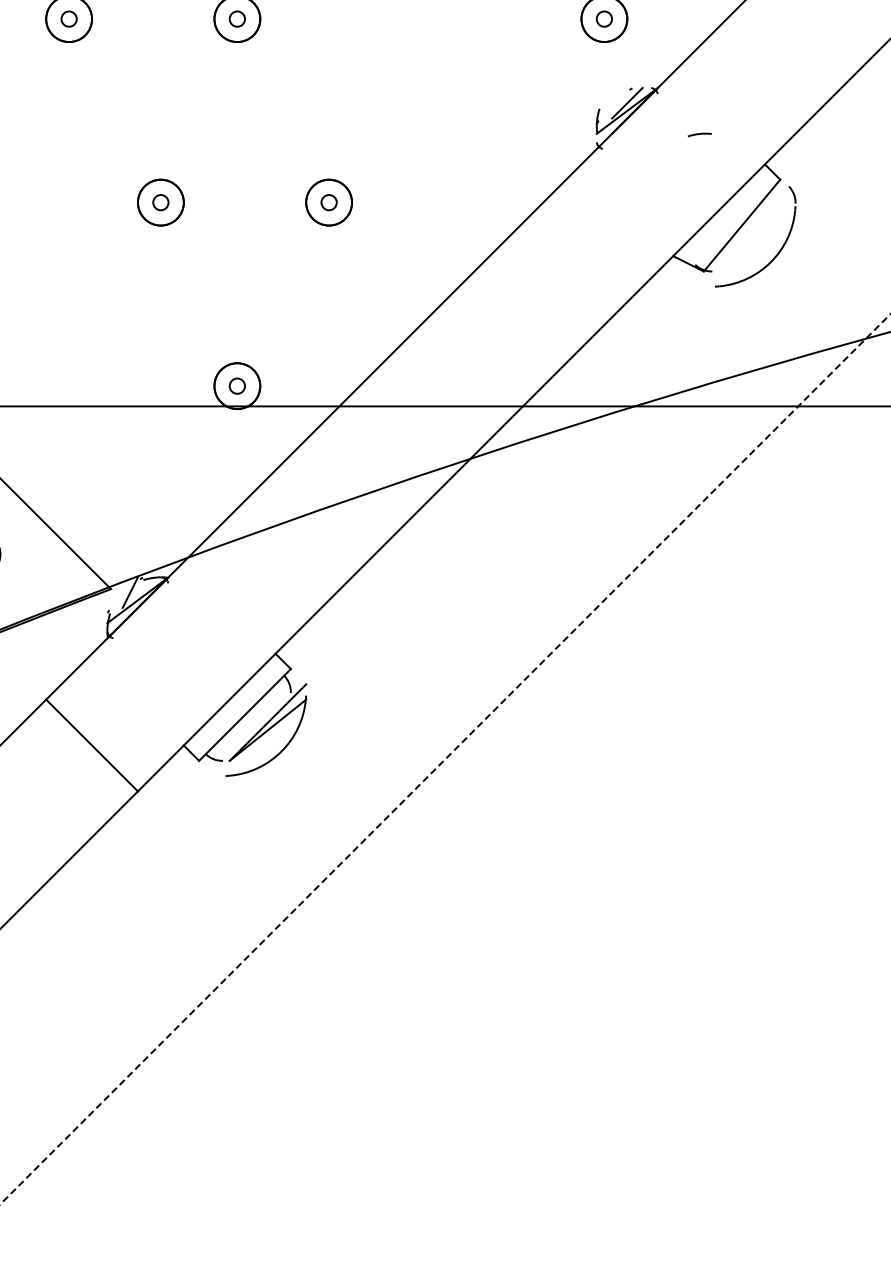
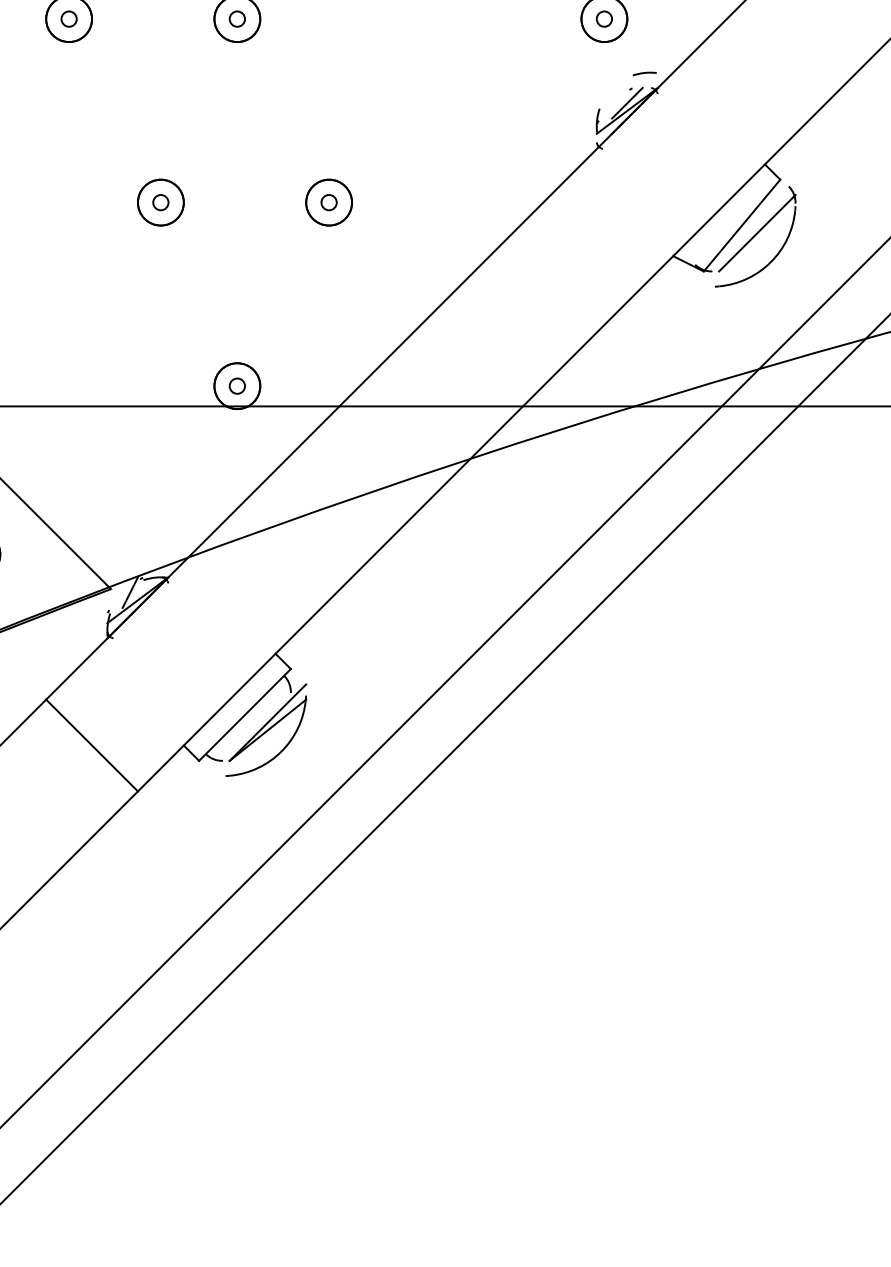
line position: (699, 134) -> (644, 73) (644, 73)
line: none -> present (757, 233)
line: none -> present (444, 682)
line: dashed -> solid (445, 759)
